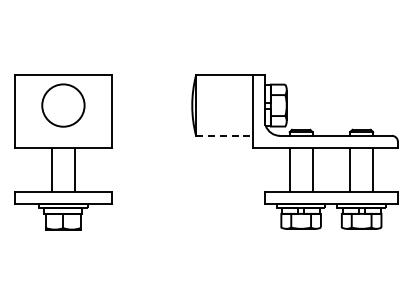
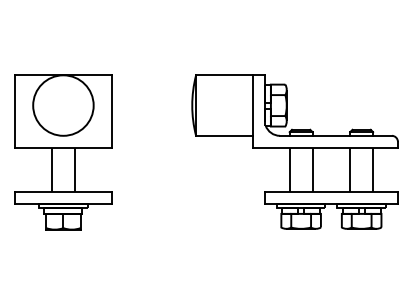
circle diameter: 42 px -> 60 px (63, 105)
line: dashed -> solid (224, 135)
